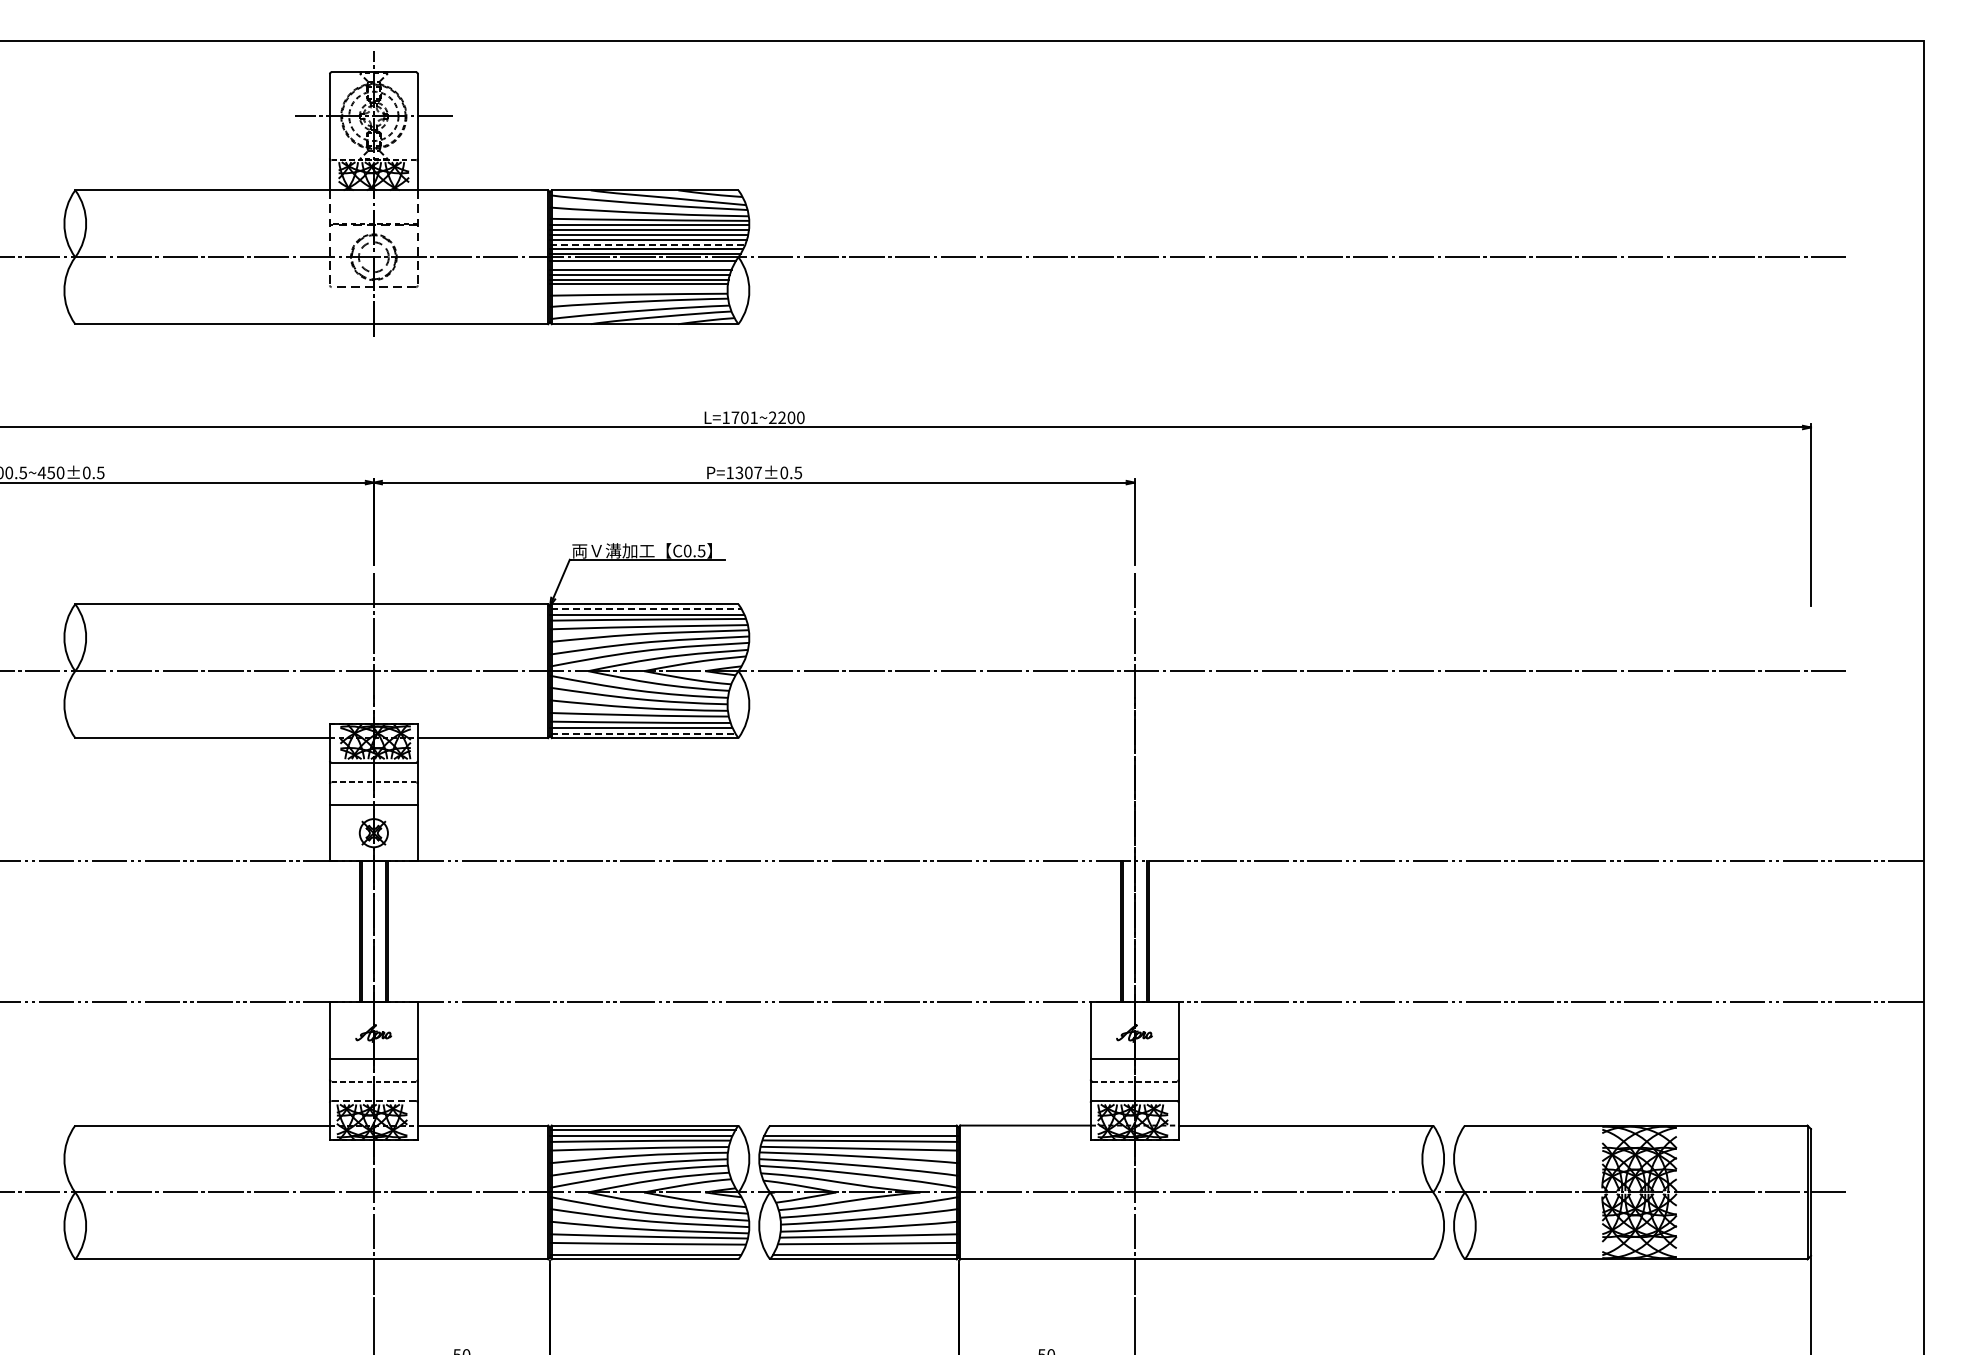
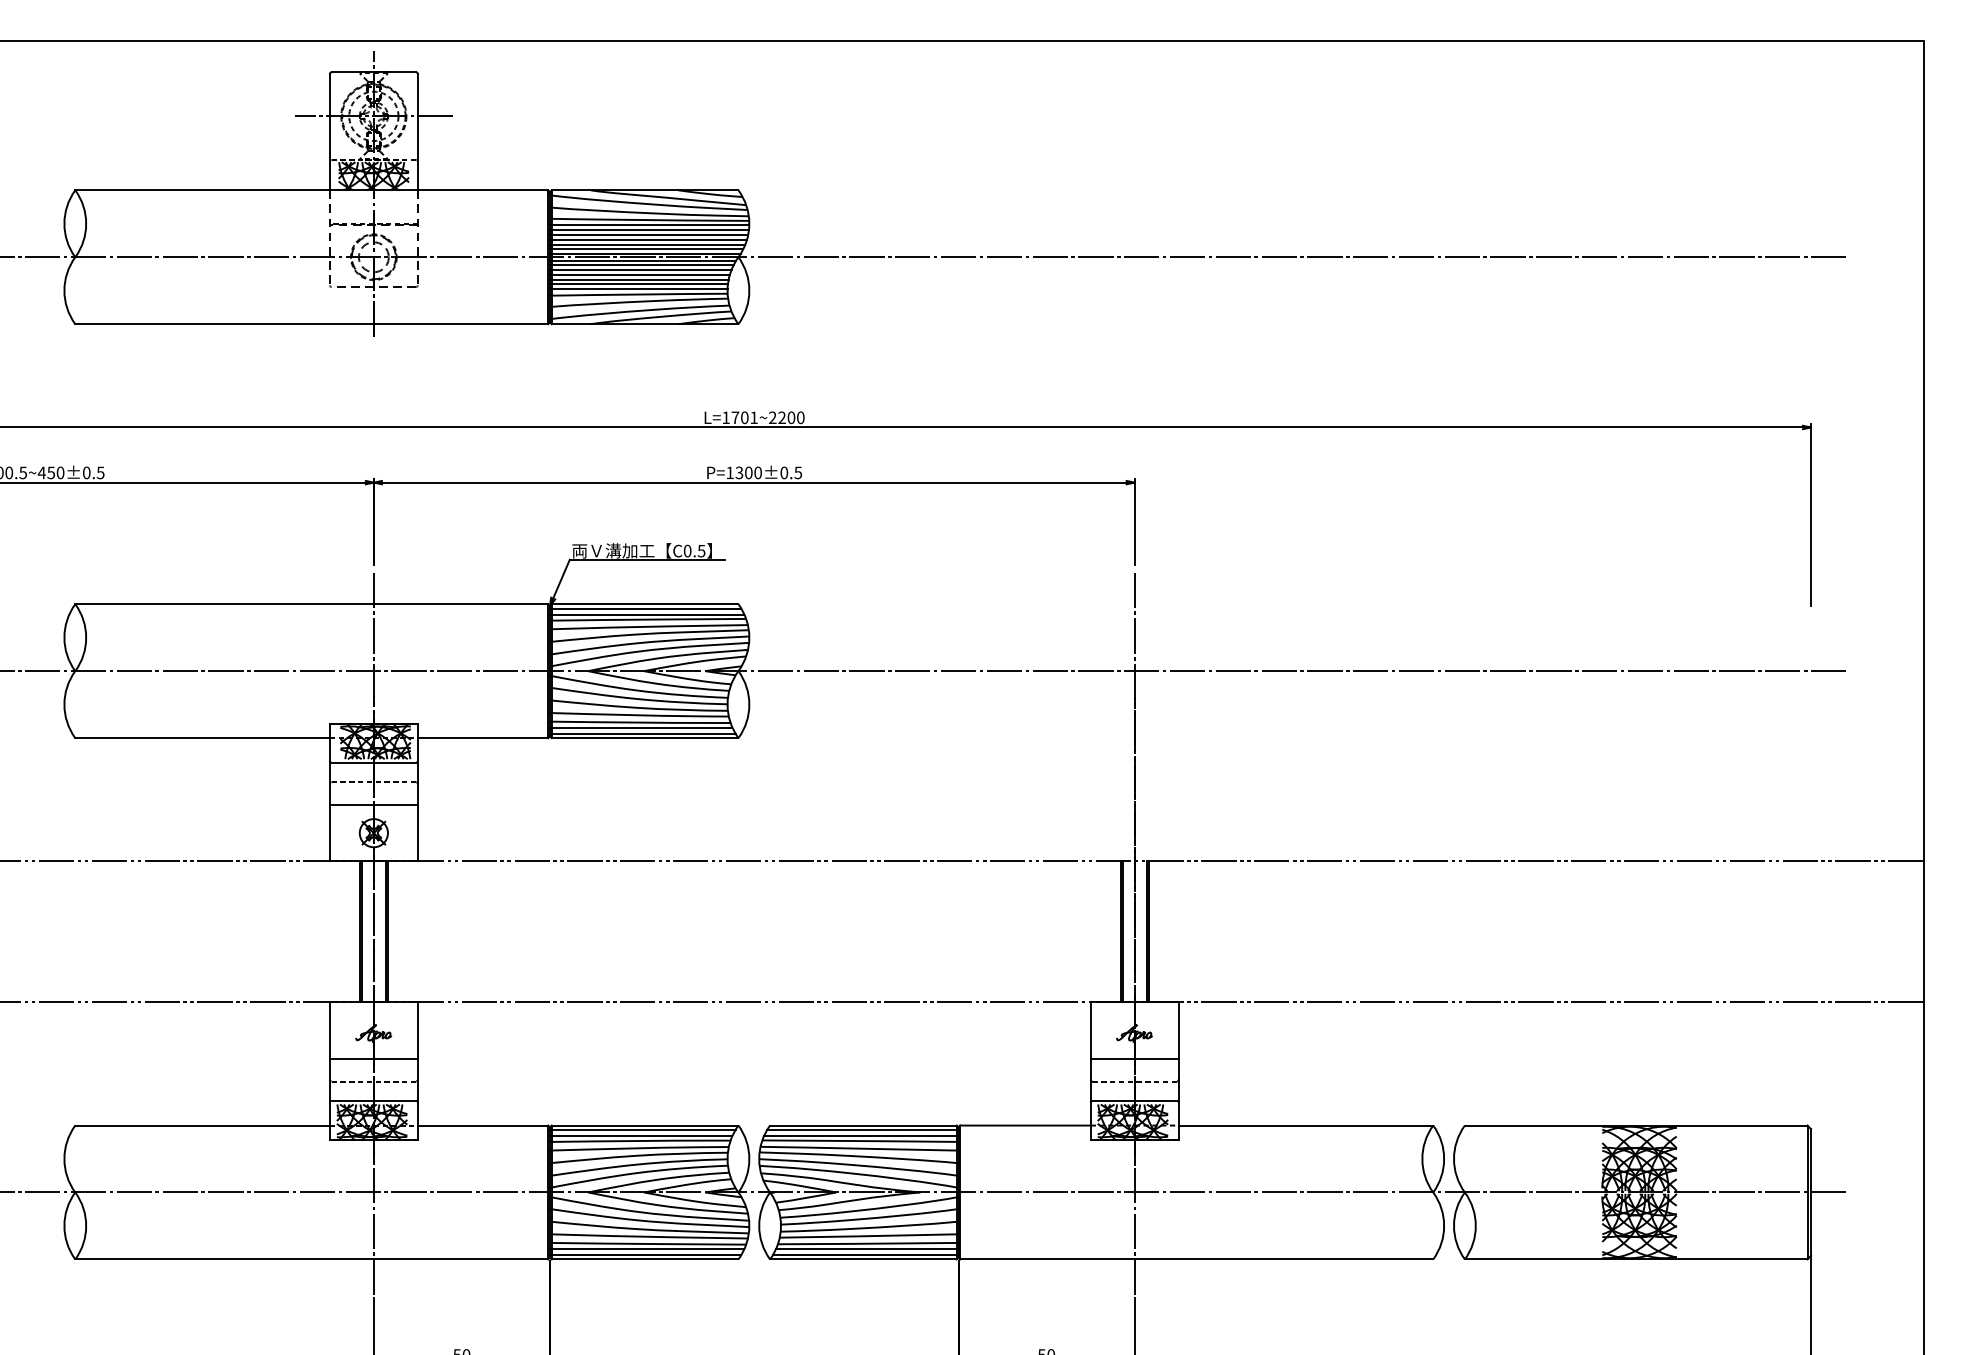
line: dashed -> solid (647, 244)
line: none -> present (641, 265)
line: none -> present (638, 289)
text: P=1307±0.5 -> P=1300±0.5 (757, 472)
line: dashed -> solid (646, 608)
line: dashed -> solid (643, 733)
line: dashed -> solid (373, 1100)
line: none -> present (862, 1129)
line: none -> present (647, 1248)
line: none -> present (867, 1248)
